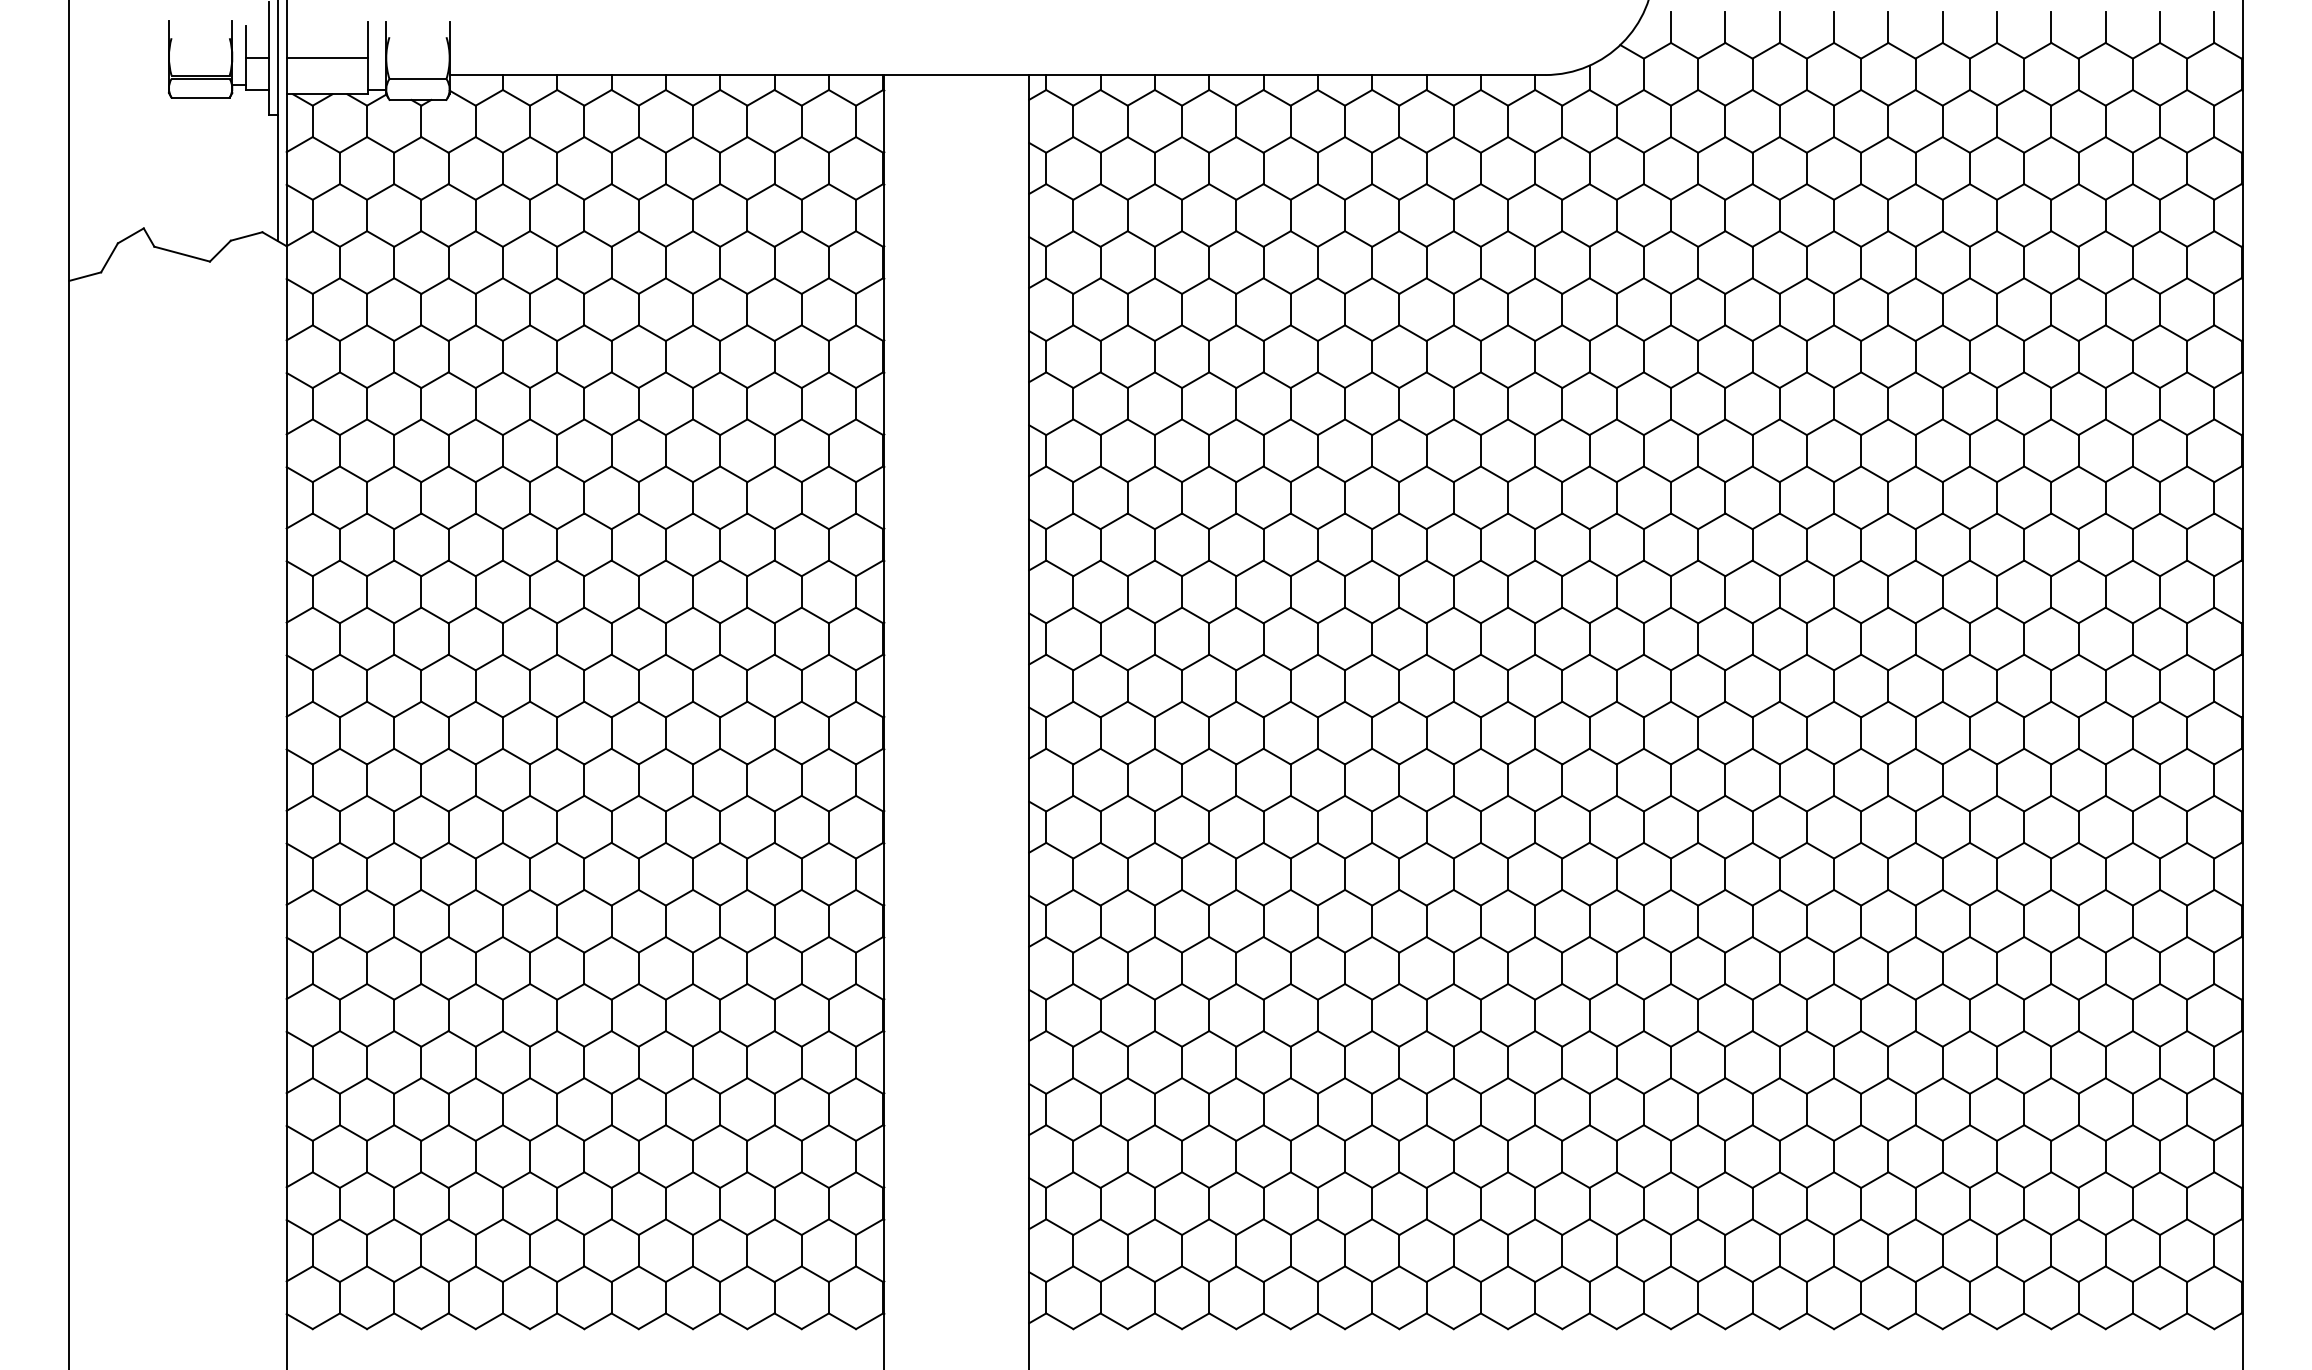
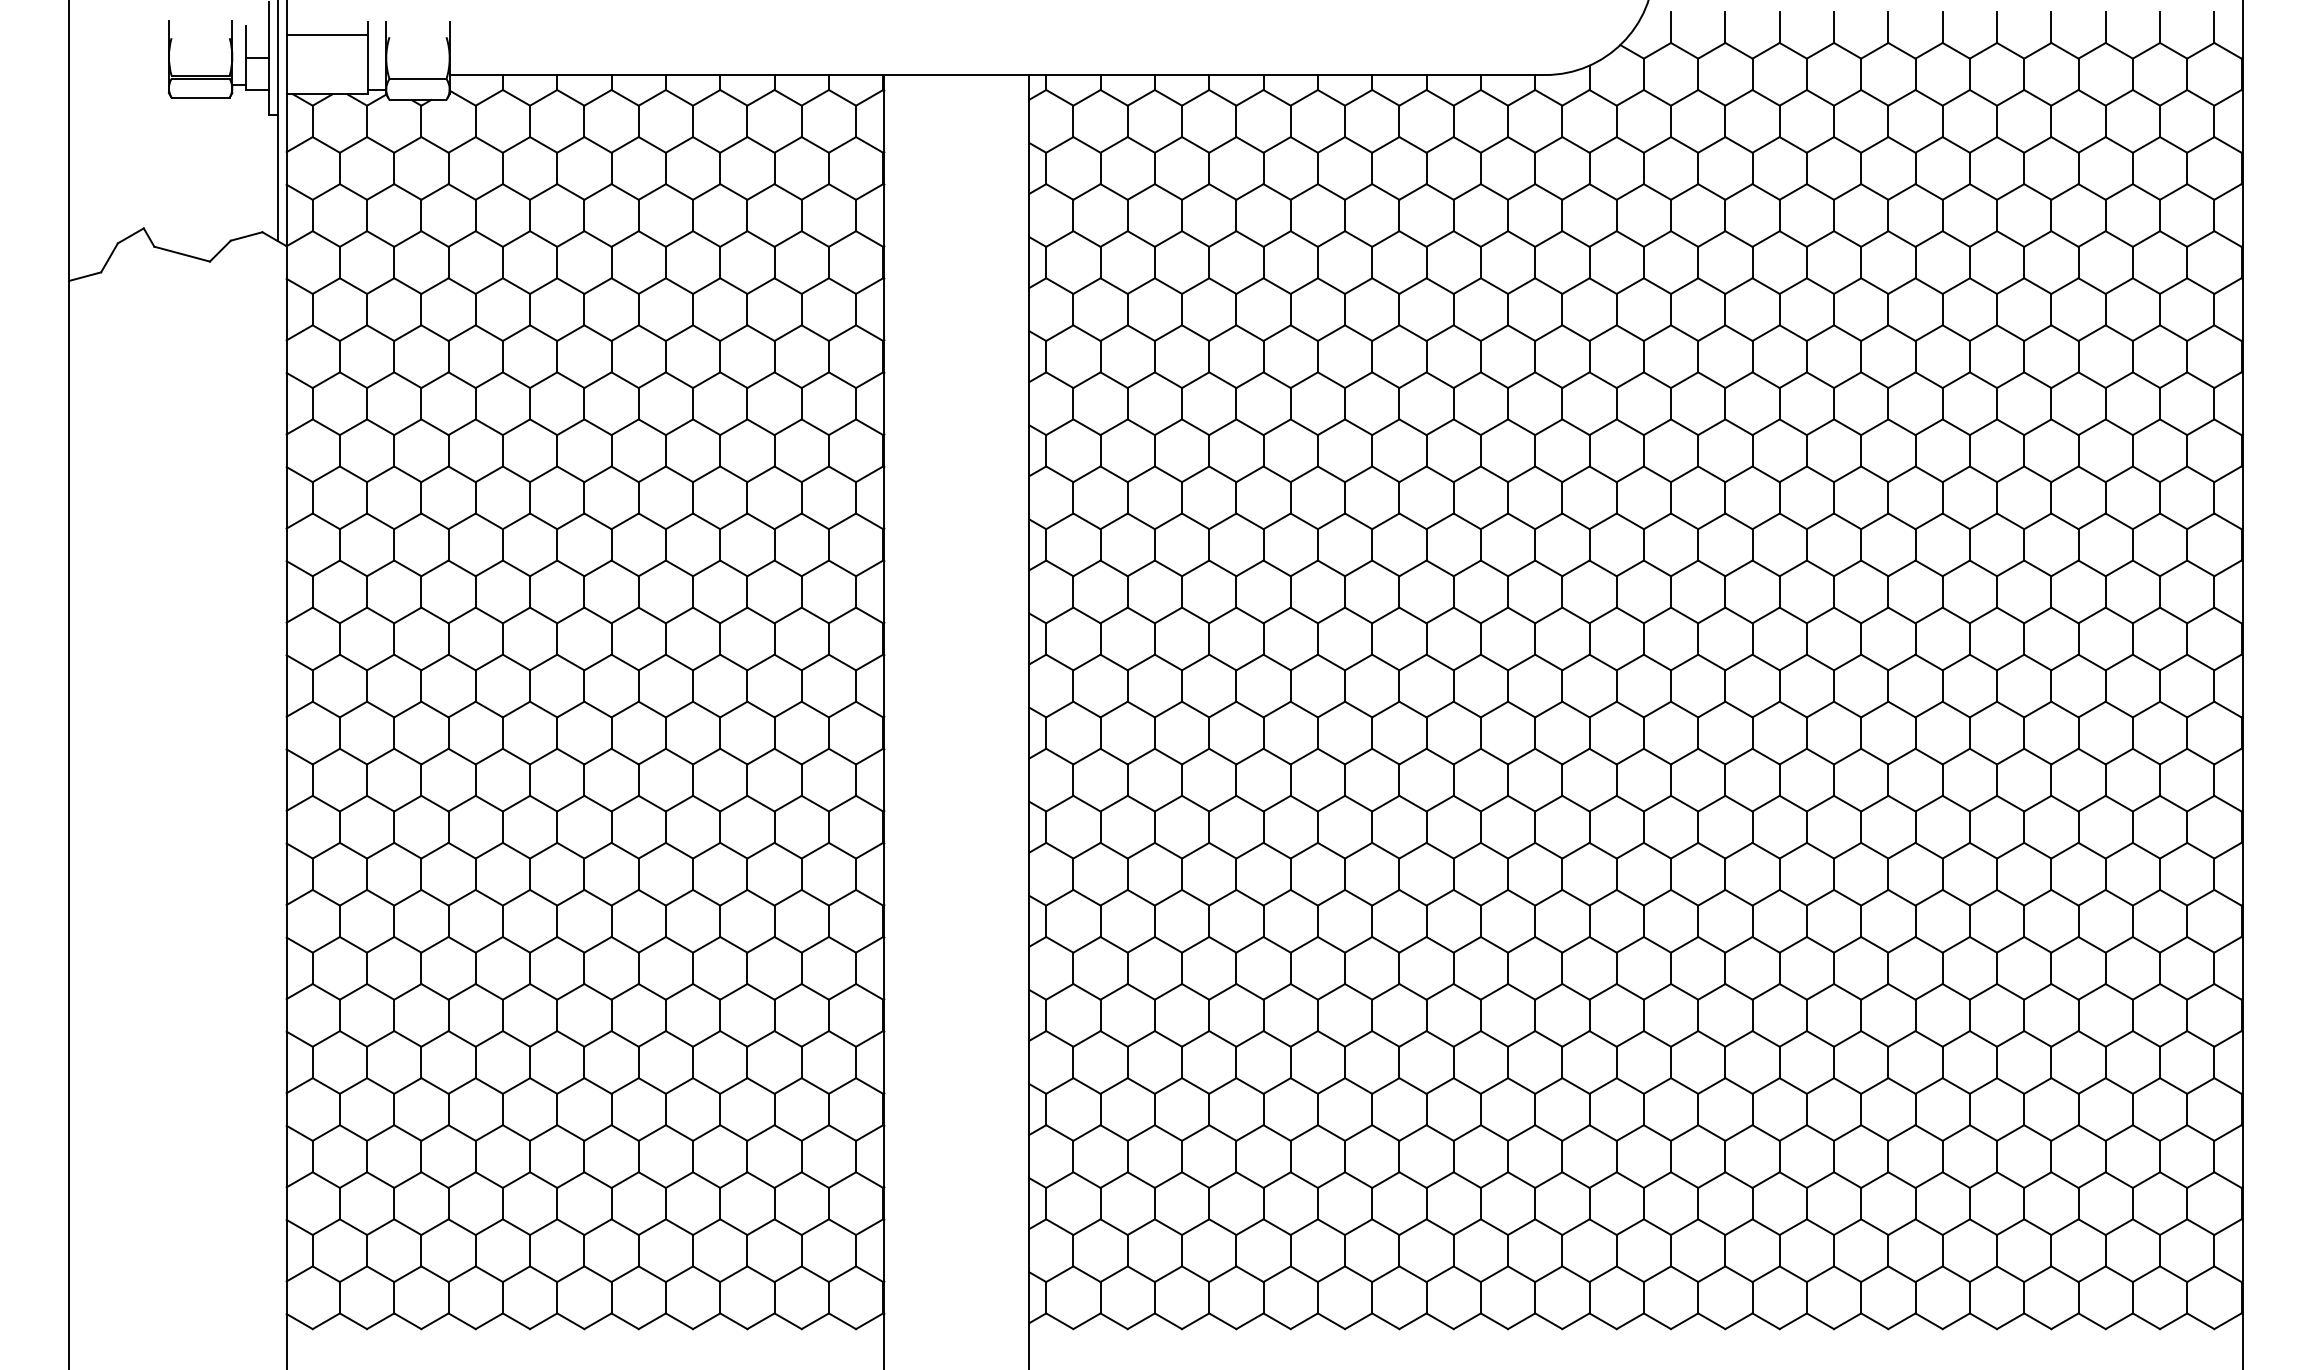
line position: (327, 58) -> (327, 35) (327, 35)
